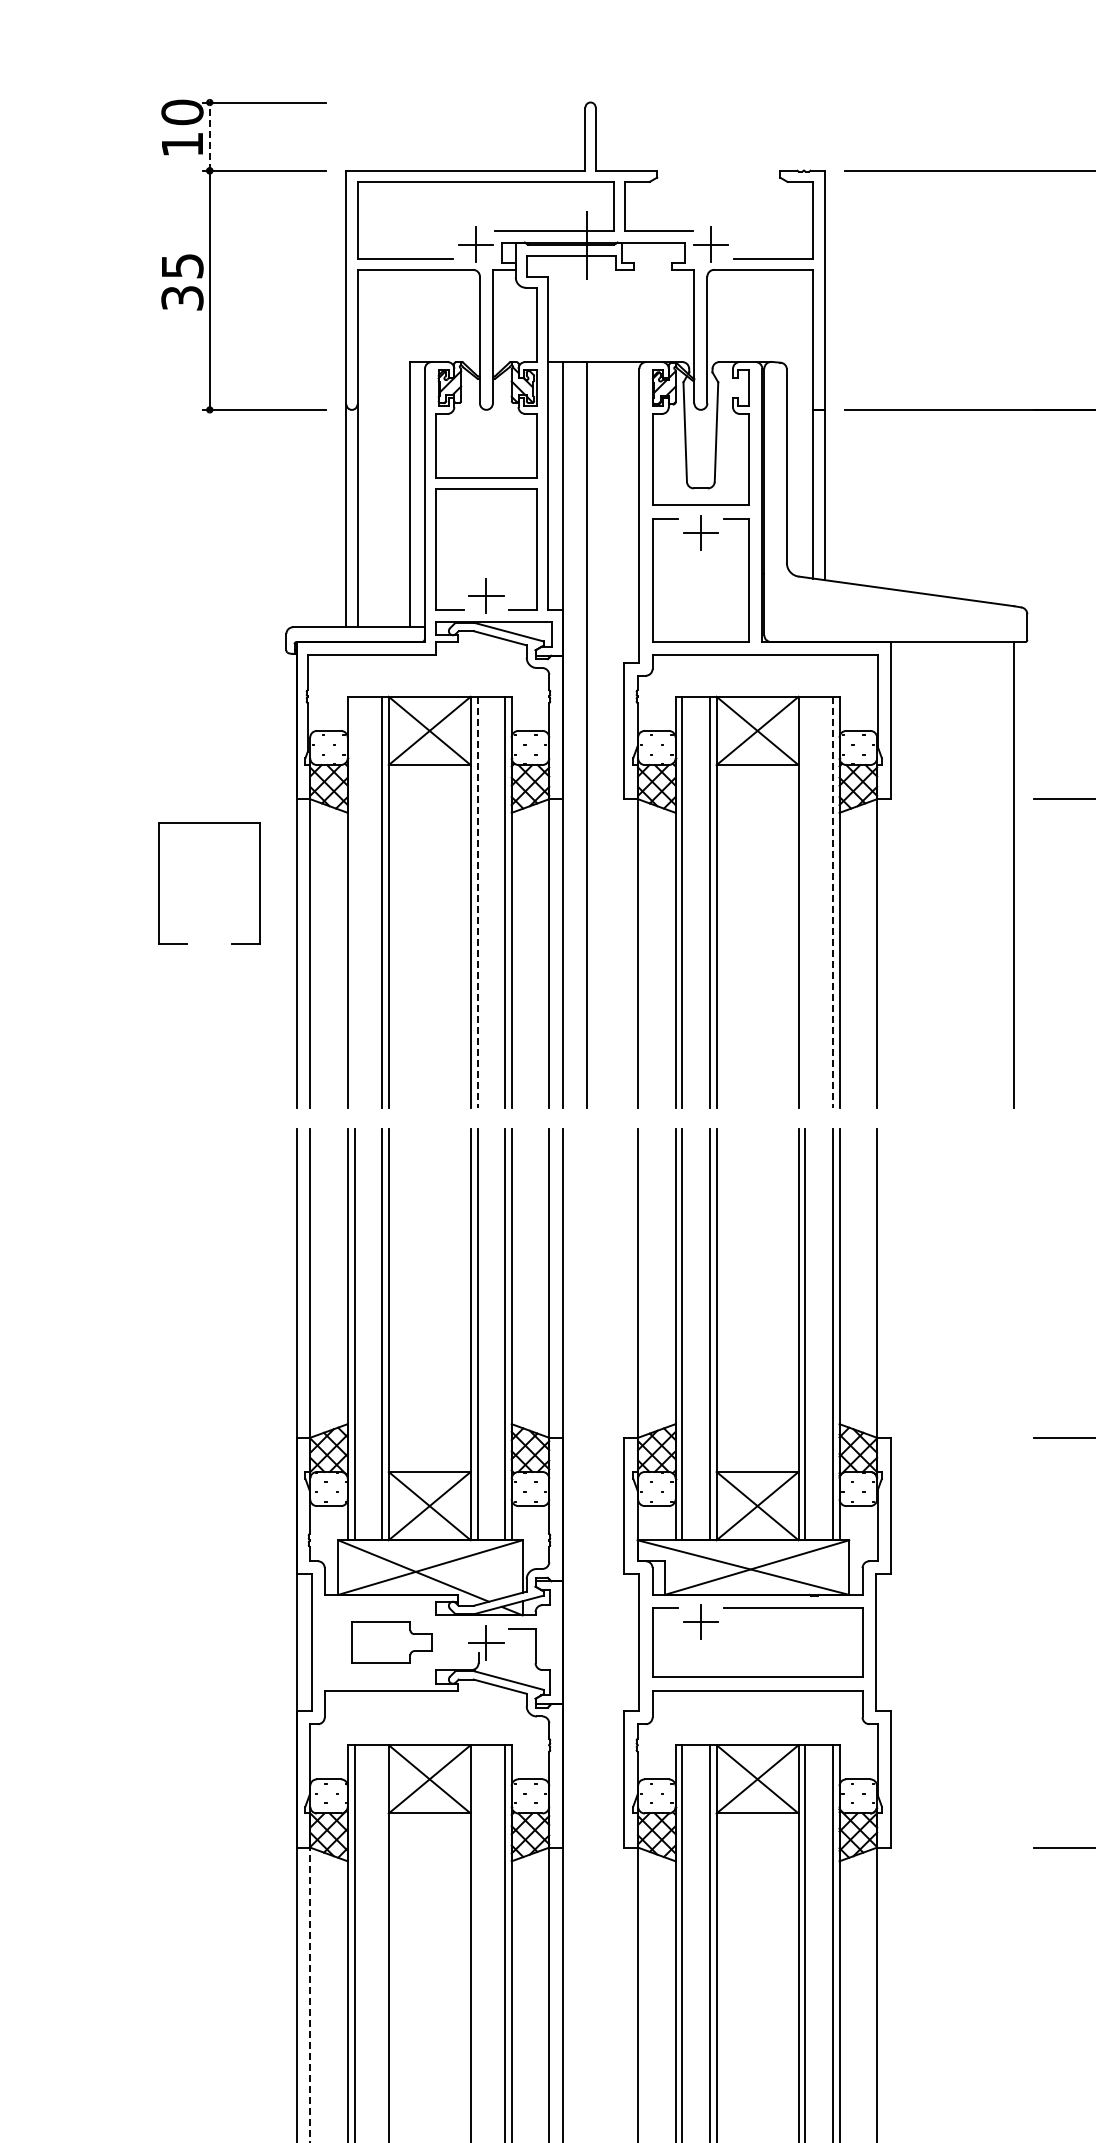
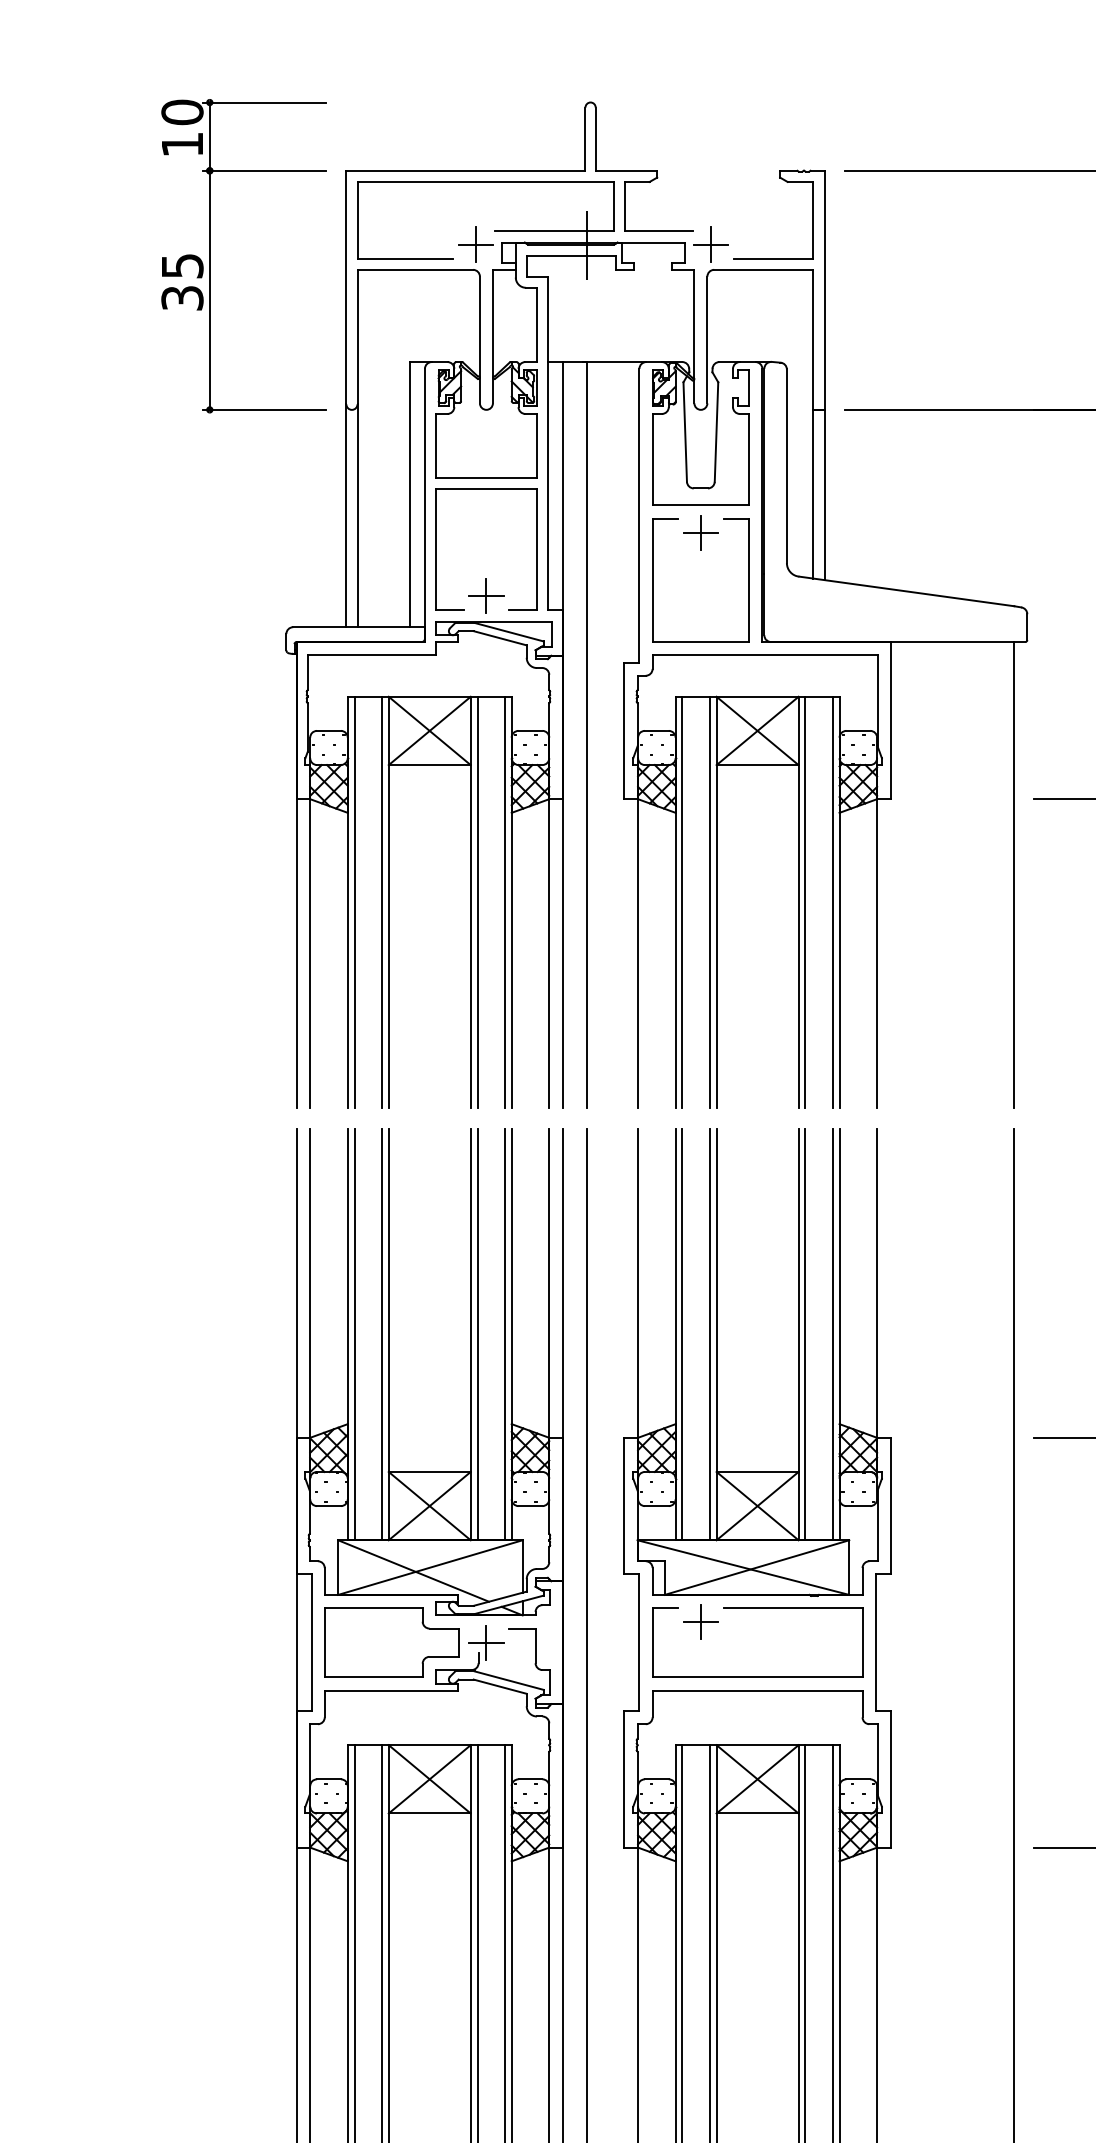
line: dashed -> solid (209, 136)
part: present -> none (159, 883)
line: none -> present (354, 902)
line: dashed -> solid (477, 902)
line: none -> present (805, 902)
line: dashed -> solid (832, 902)
line: none -> present (586, 1633)
line: none -> present (1013, 1633)
part size: 82x43 px -> 136x71 px (391, 1642)
line: none -> present (381, 1942)
line: none -> present (477, 1942)
line: dashed -> solid (310, 1993)
